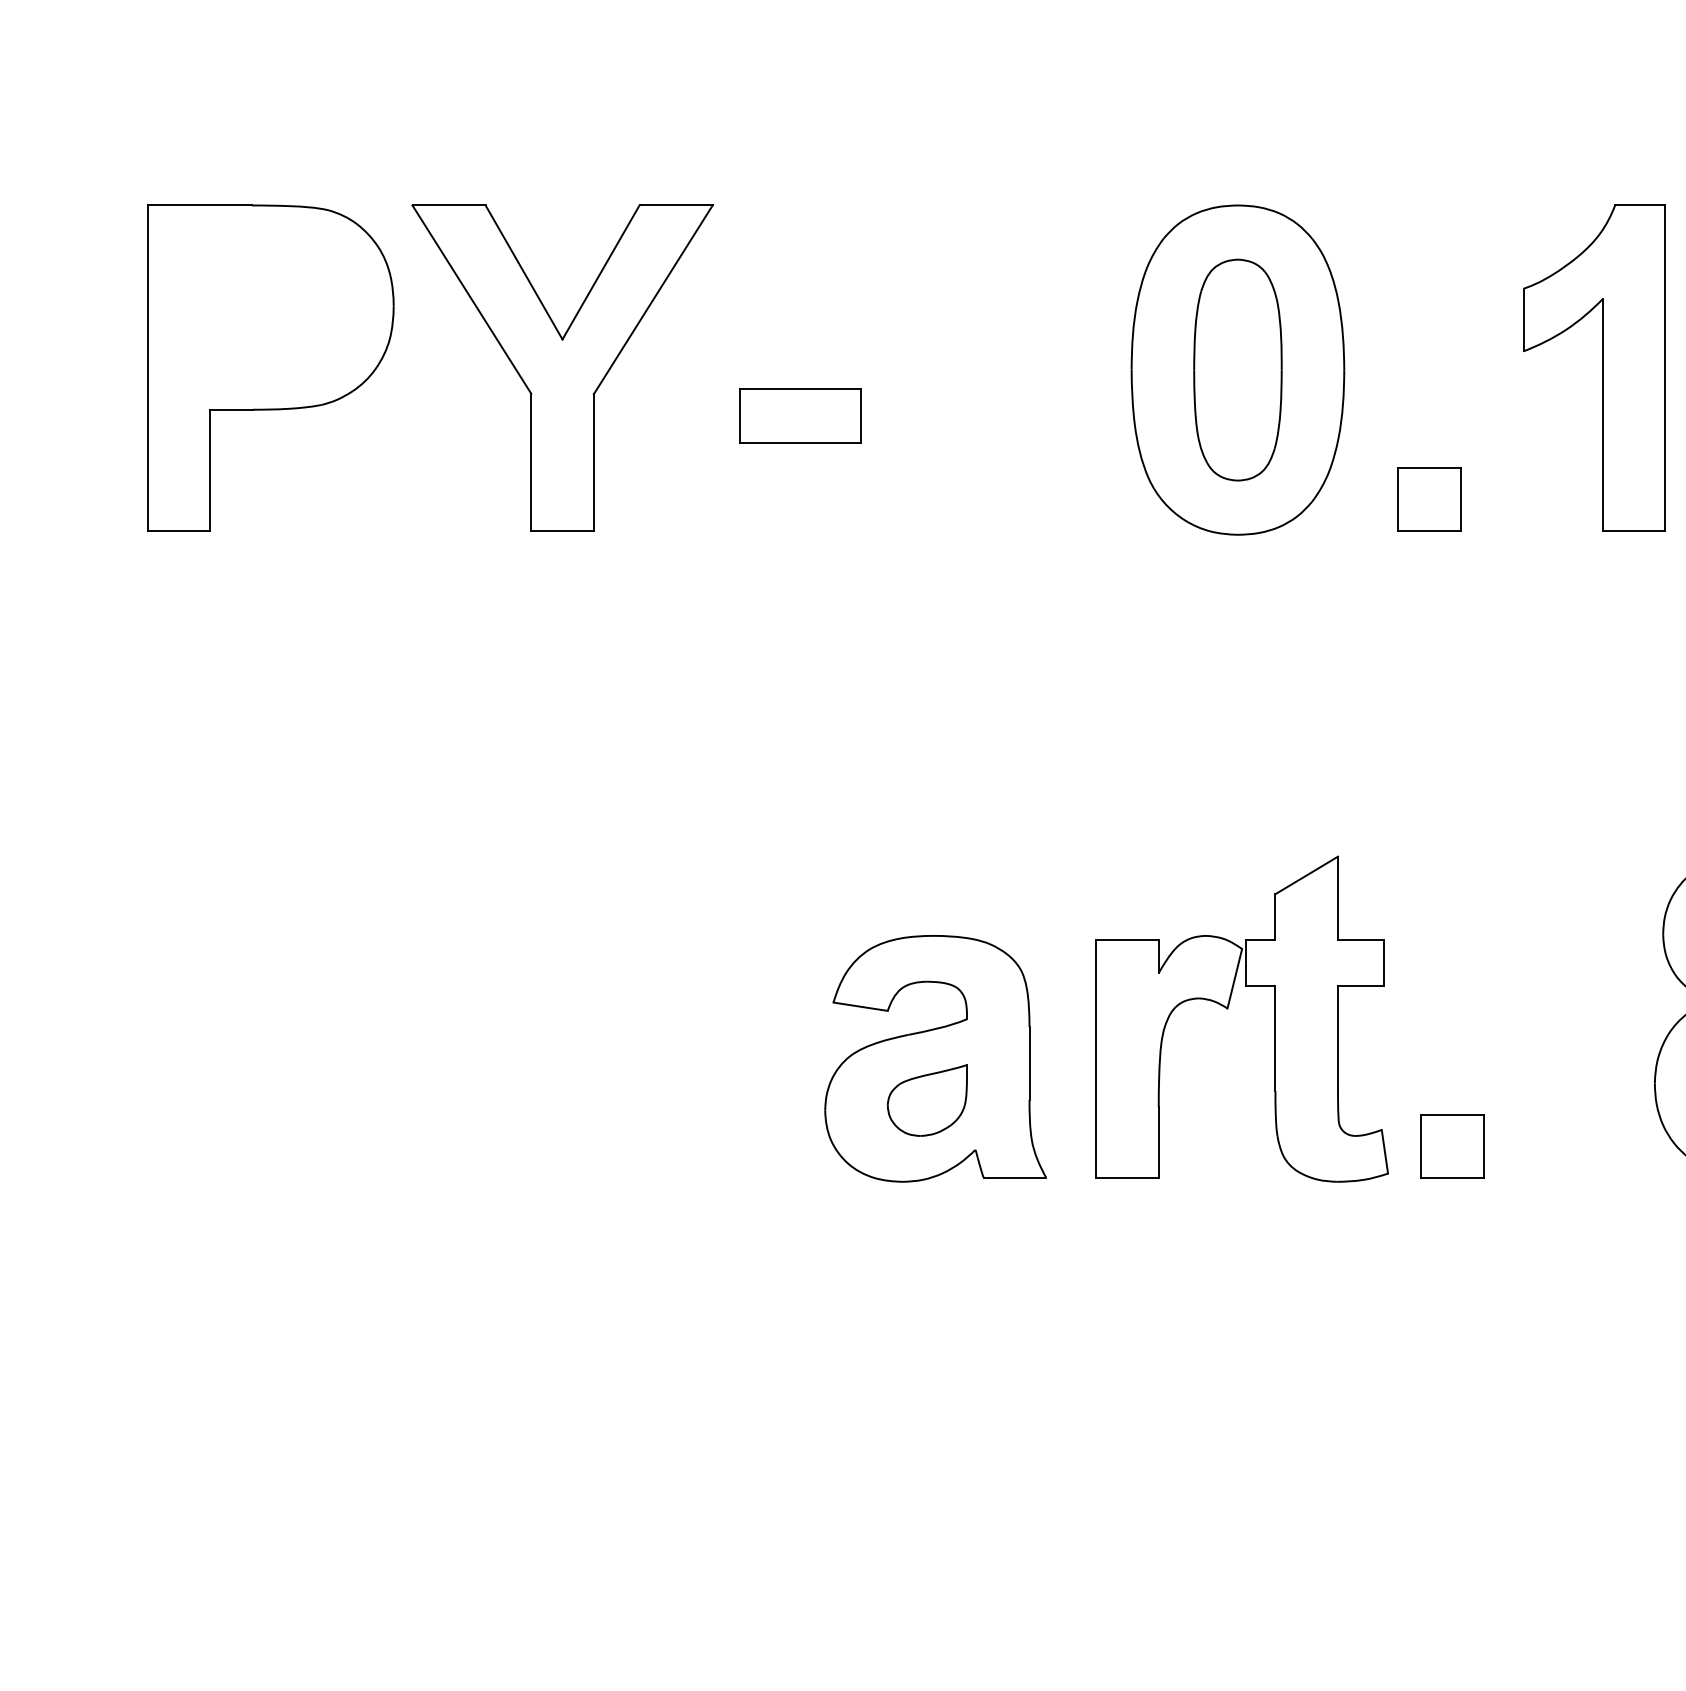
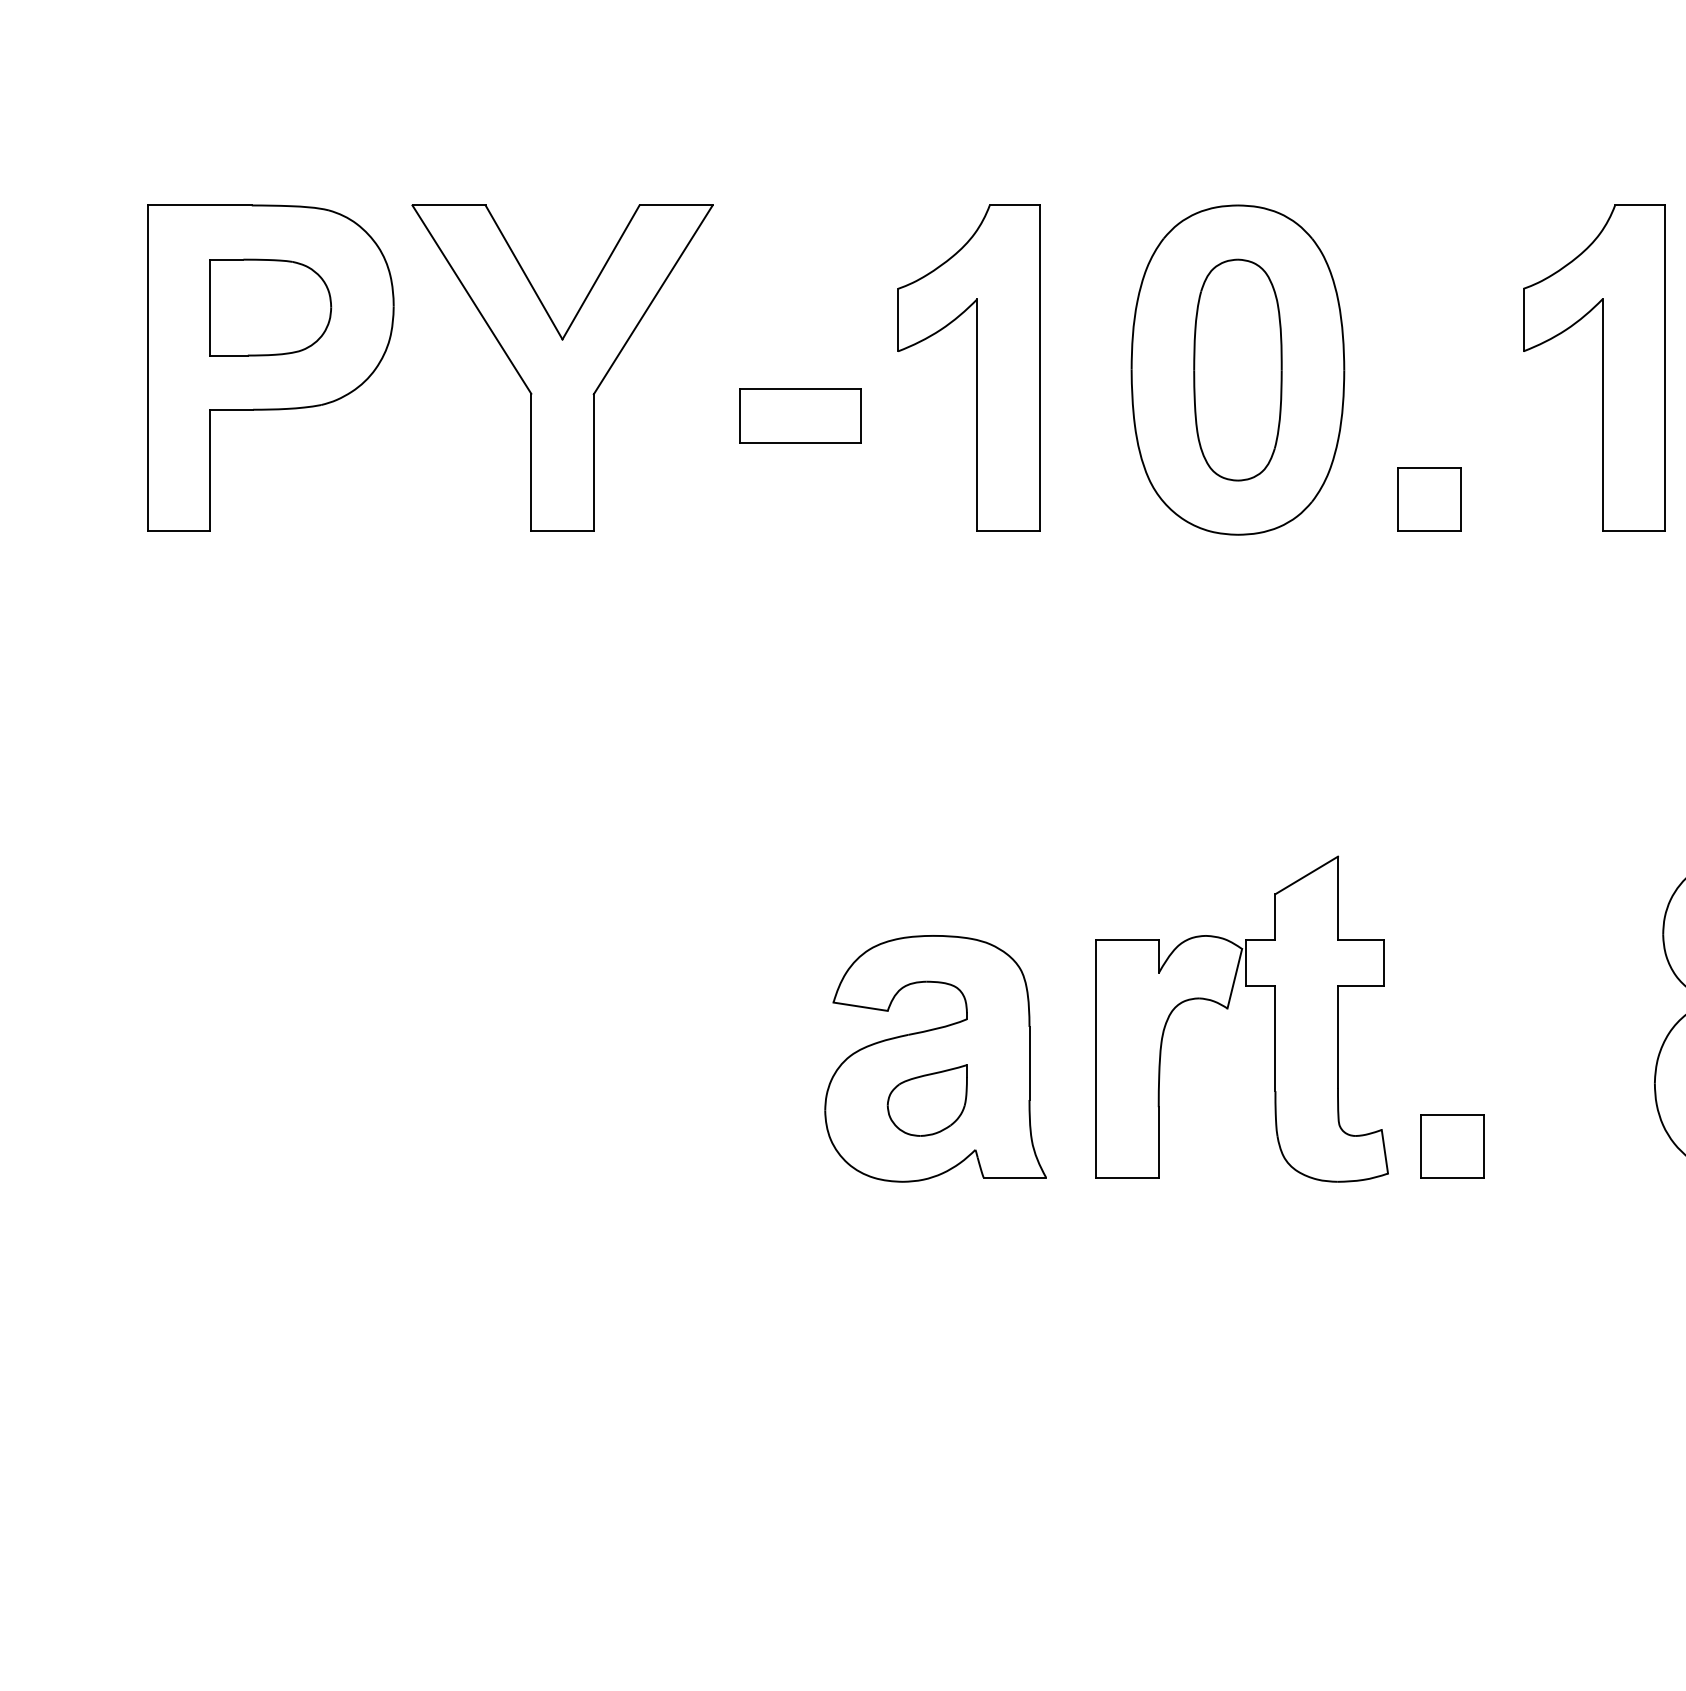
part: none -> present (270, 307)
part: none -> present (976, 367)
